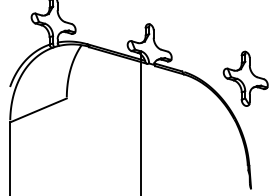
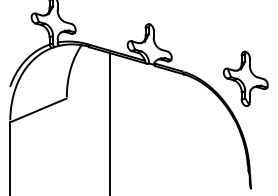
line position: (140, 122) -> (109, 122) (109, 122)
